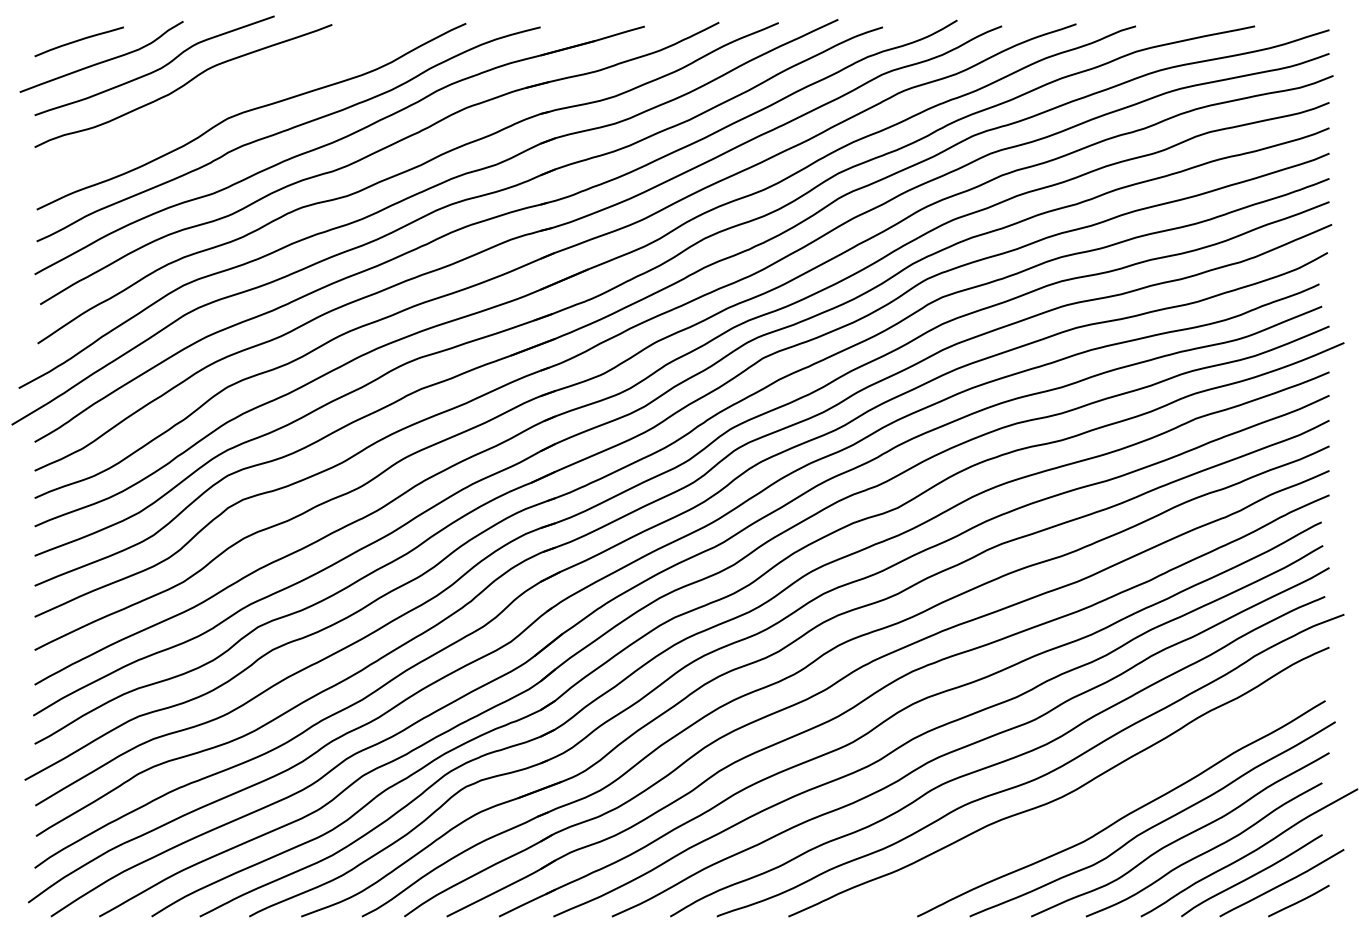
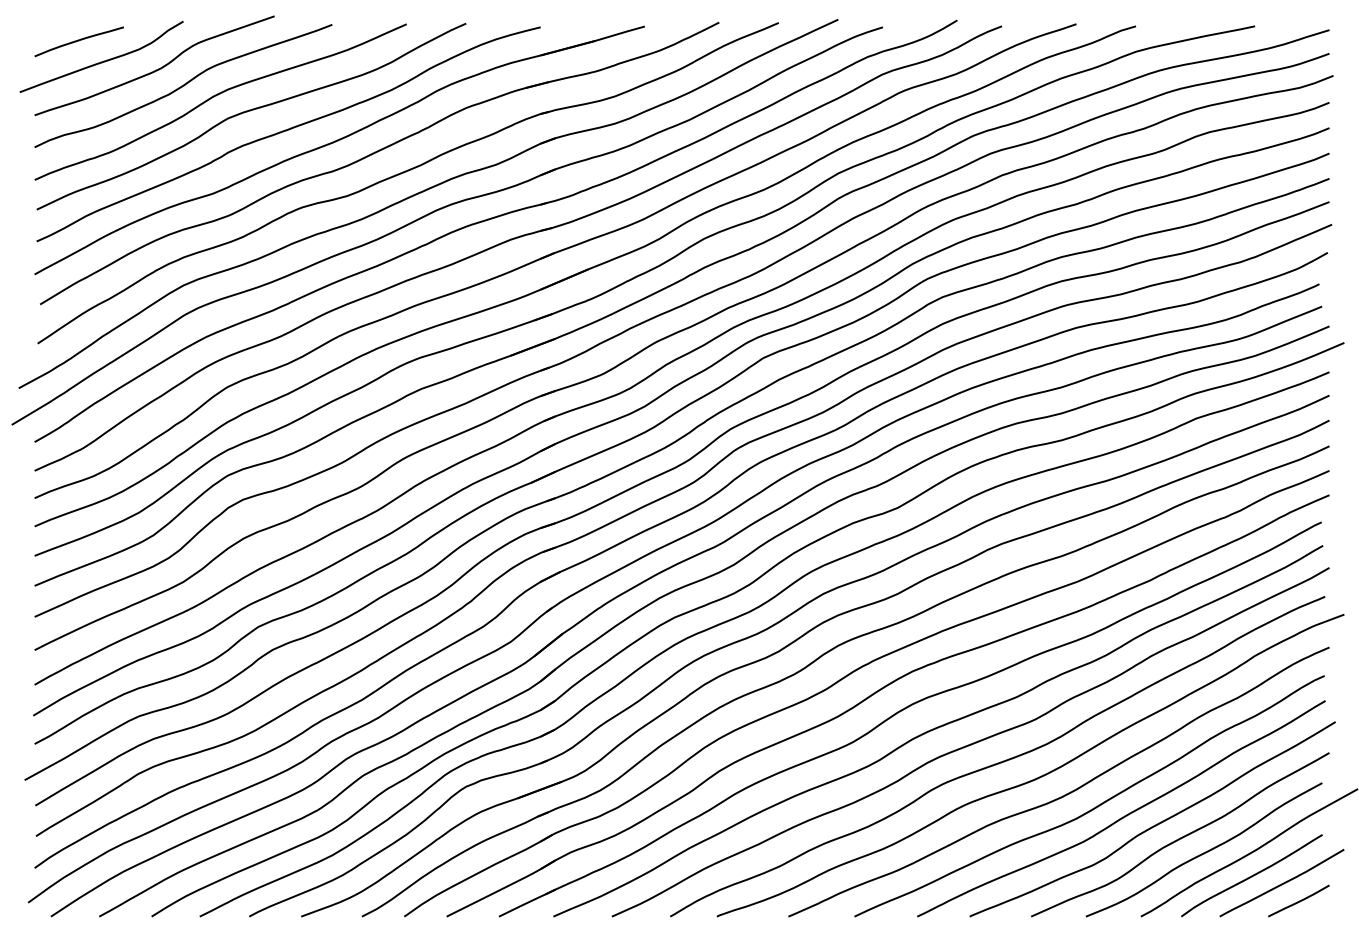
curve: none -> present (218, 95)
curve: none -> present (1095, 806)
